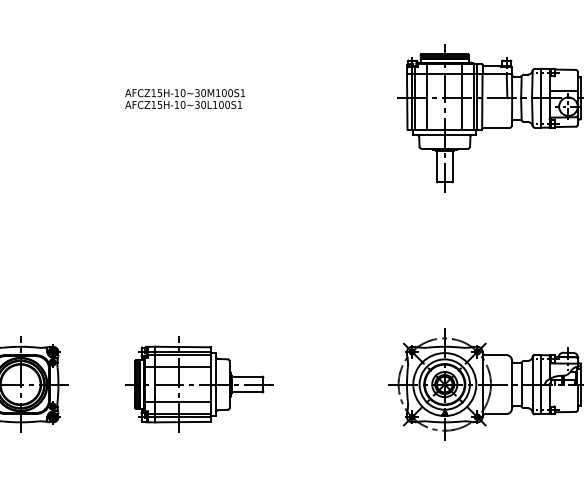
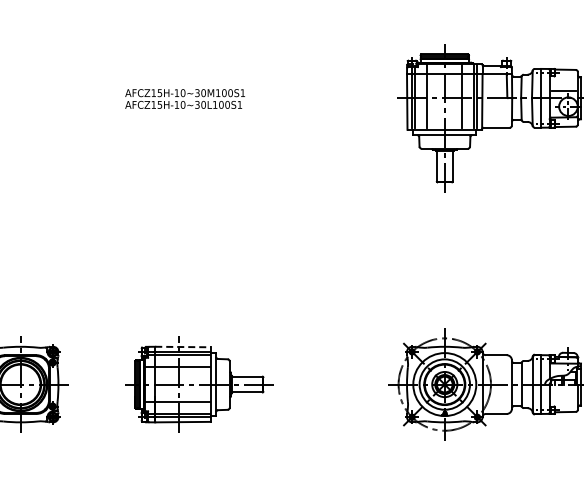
line: solid -> dashed (183, 347)
